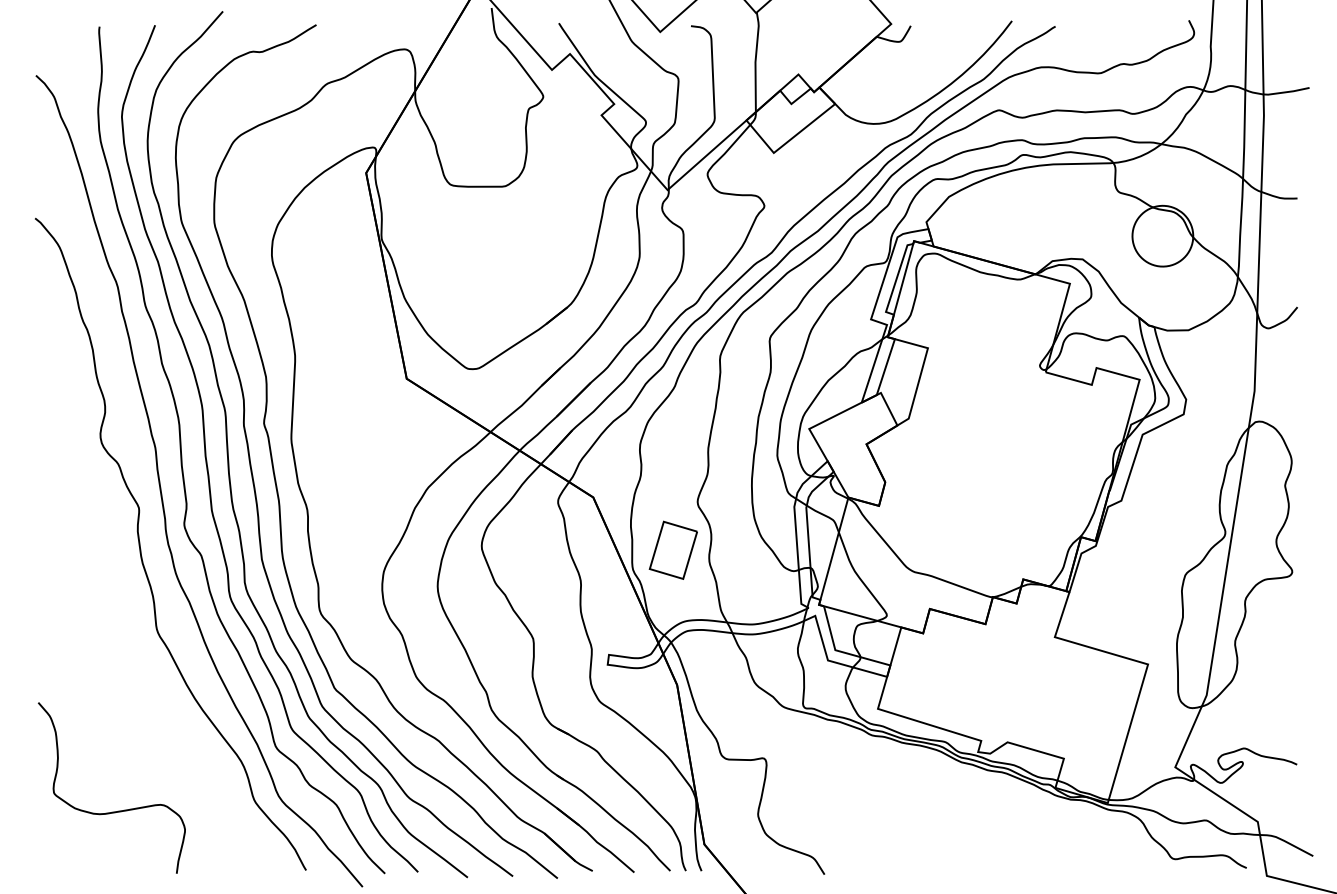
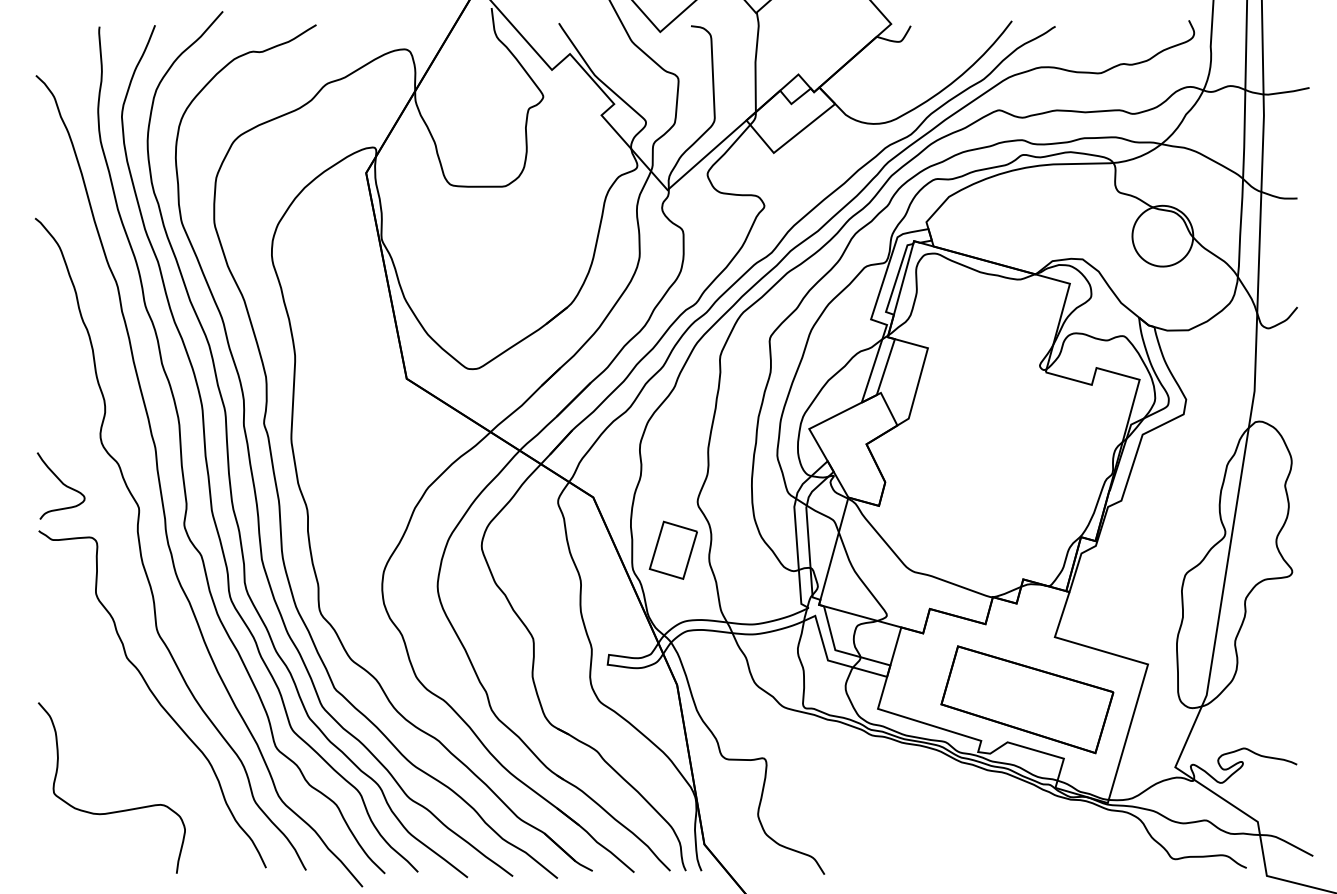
curve: none -> present (61, 483)
curve: none -> present (154, 697)
part: none -> present (1027, 699)
